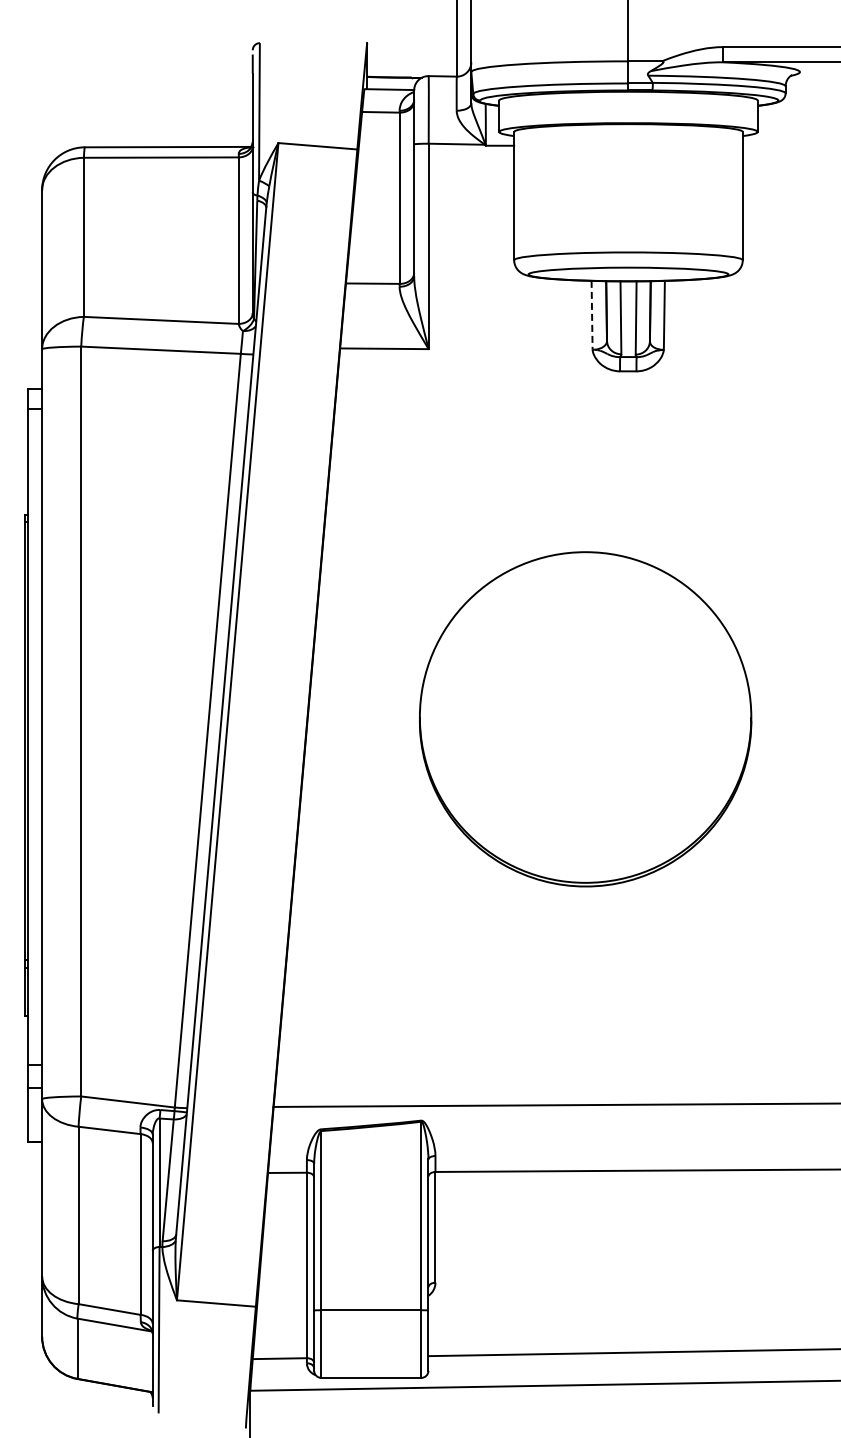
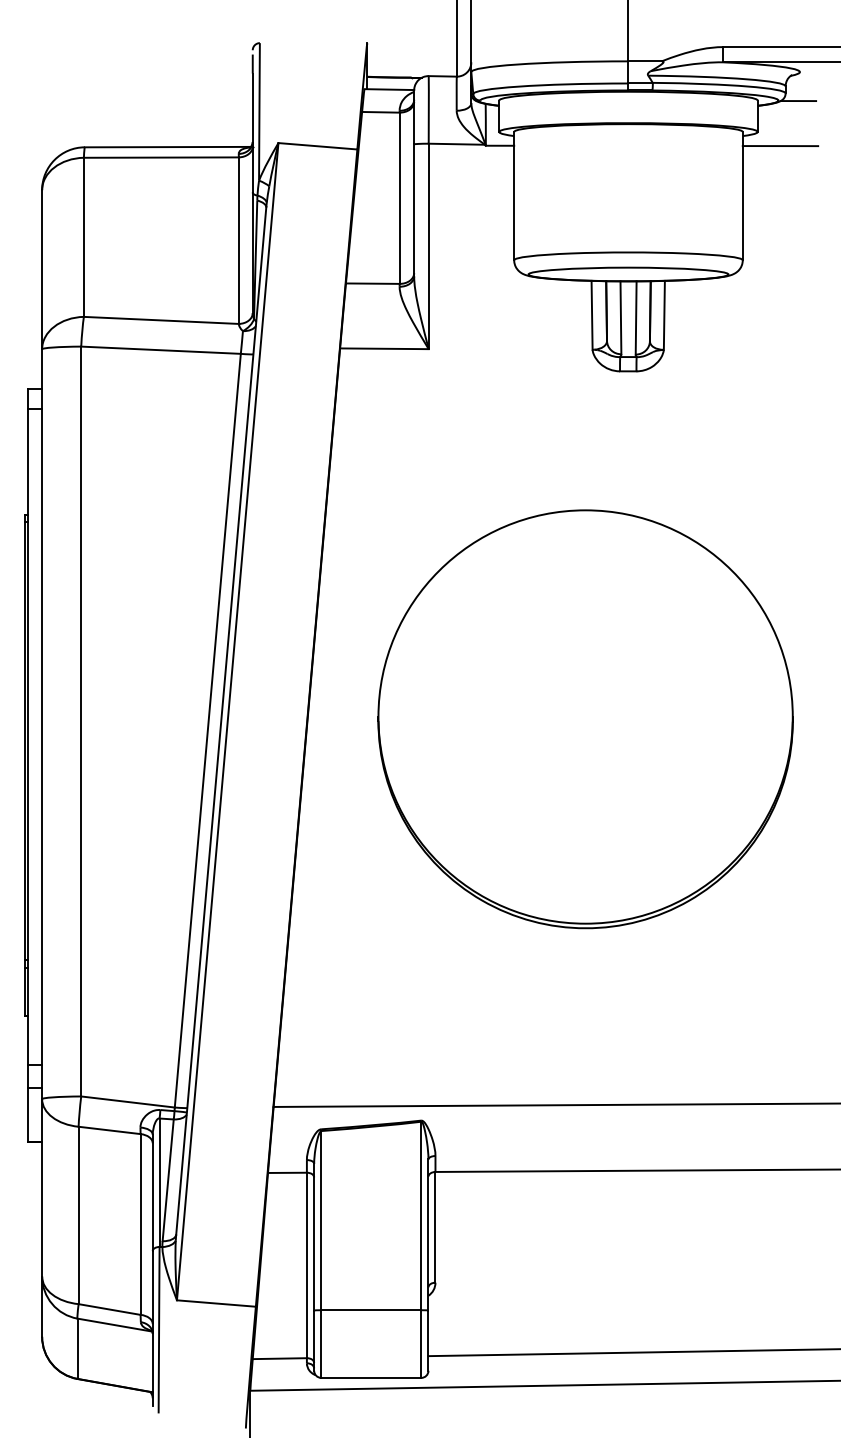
line: none -> present (798, 101)
line: none -> present (780, 146)
line: dashed -> solid (592, 315)
part size: 335x337 px -> 417x421 px (585, 719)
